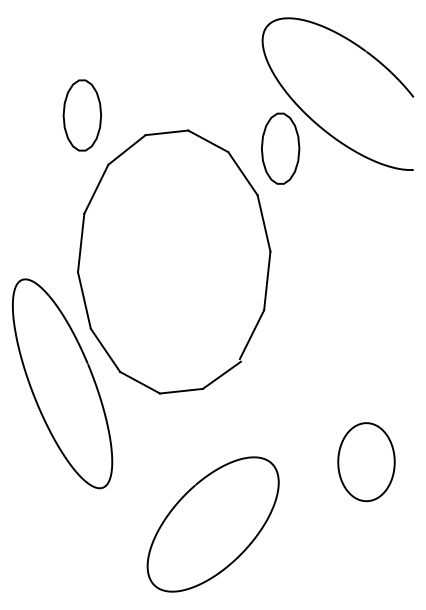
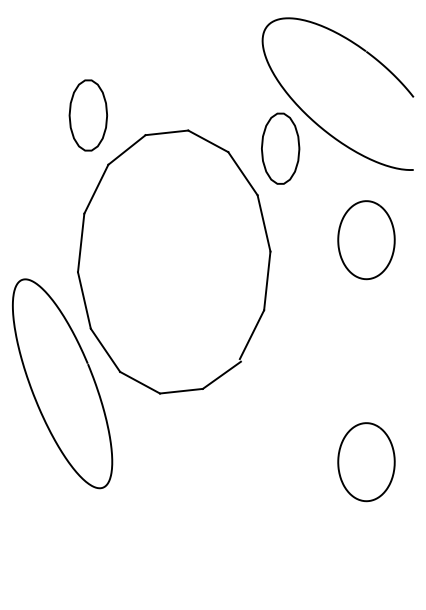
part position: (81, 115) -> (87, 115) (87, 115)
curve: none -> present (339, 240)
curve: present -> none (183, 498)
